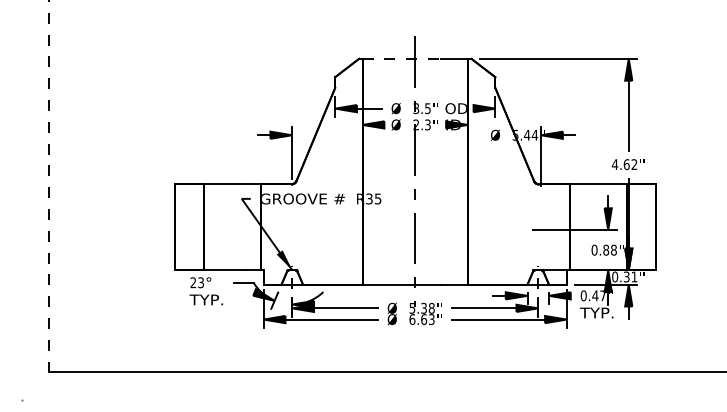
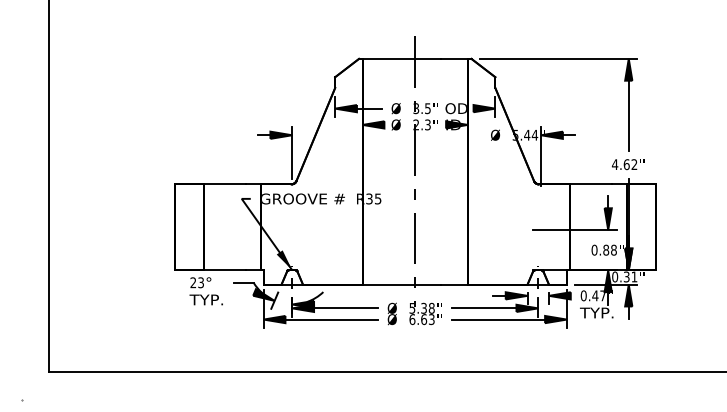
line: dashed -> solid (401, 58)
line: dashed -> solid (49, 186)
